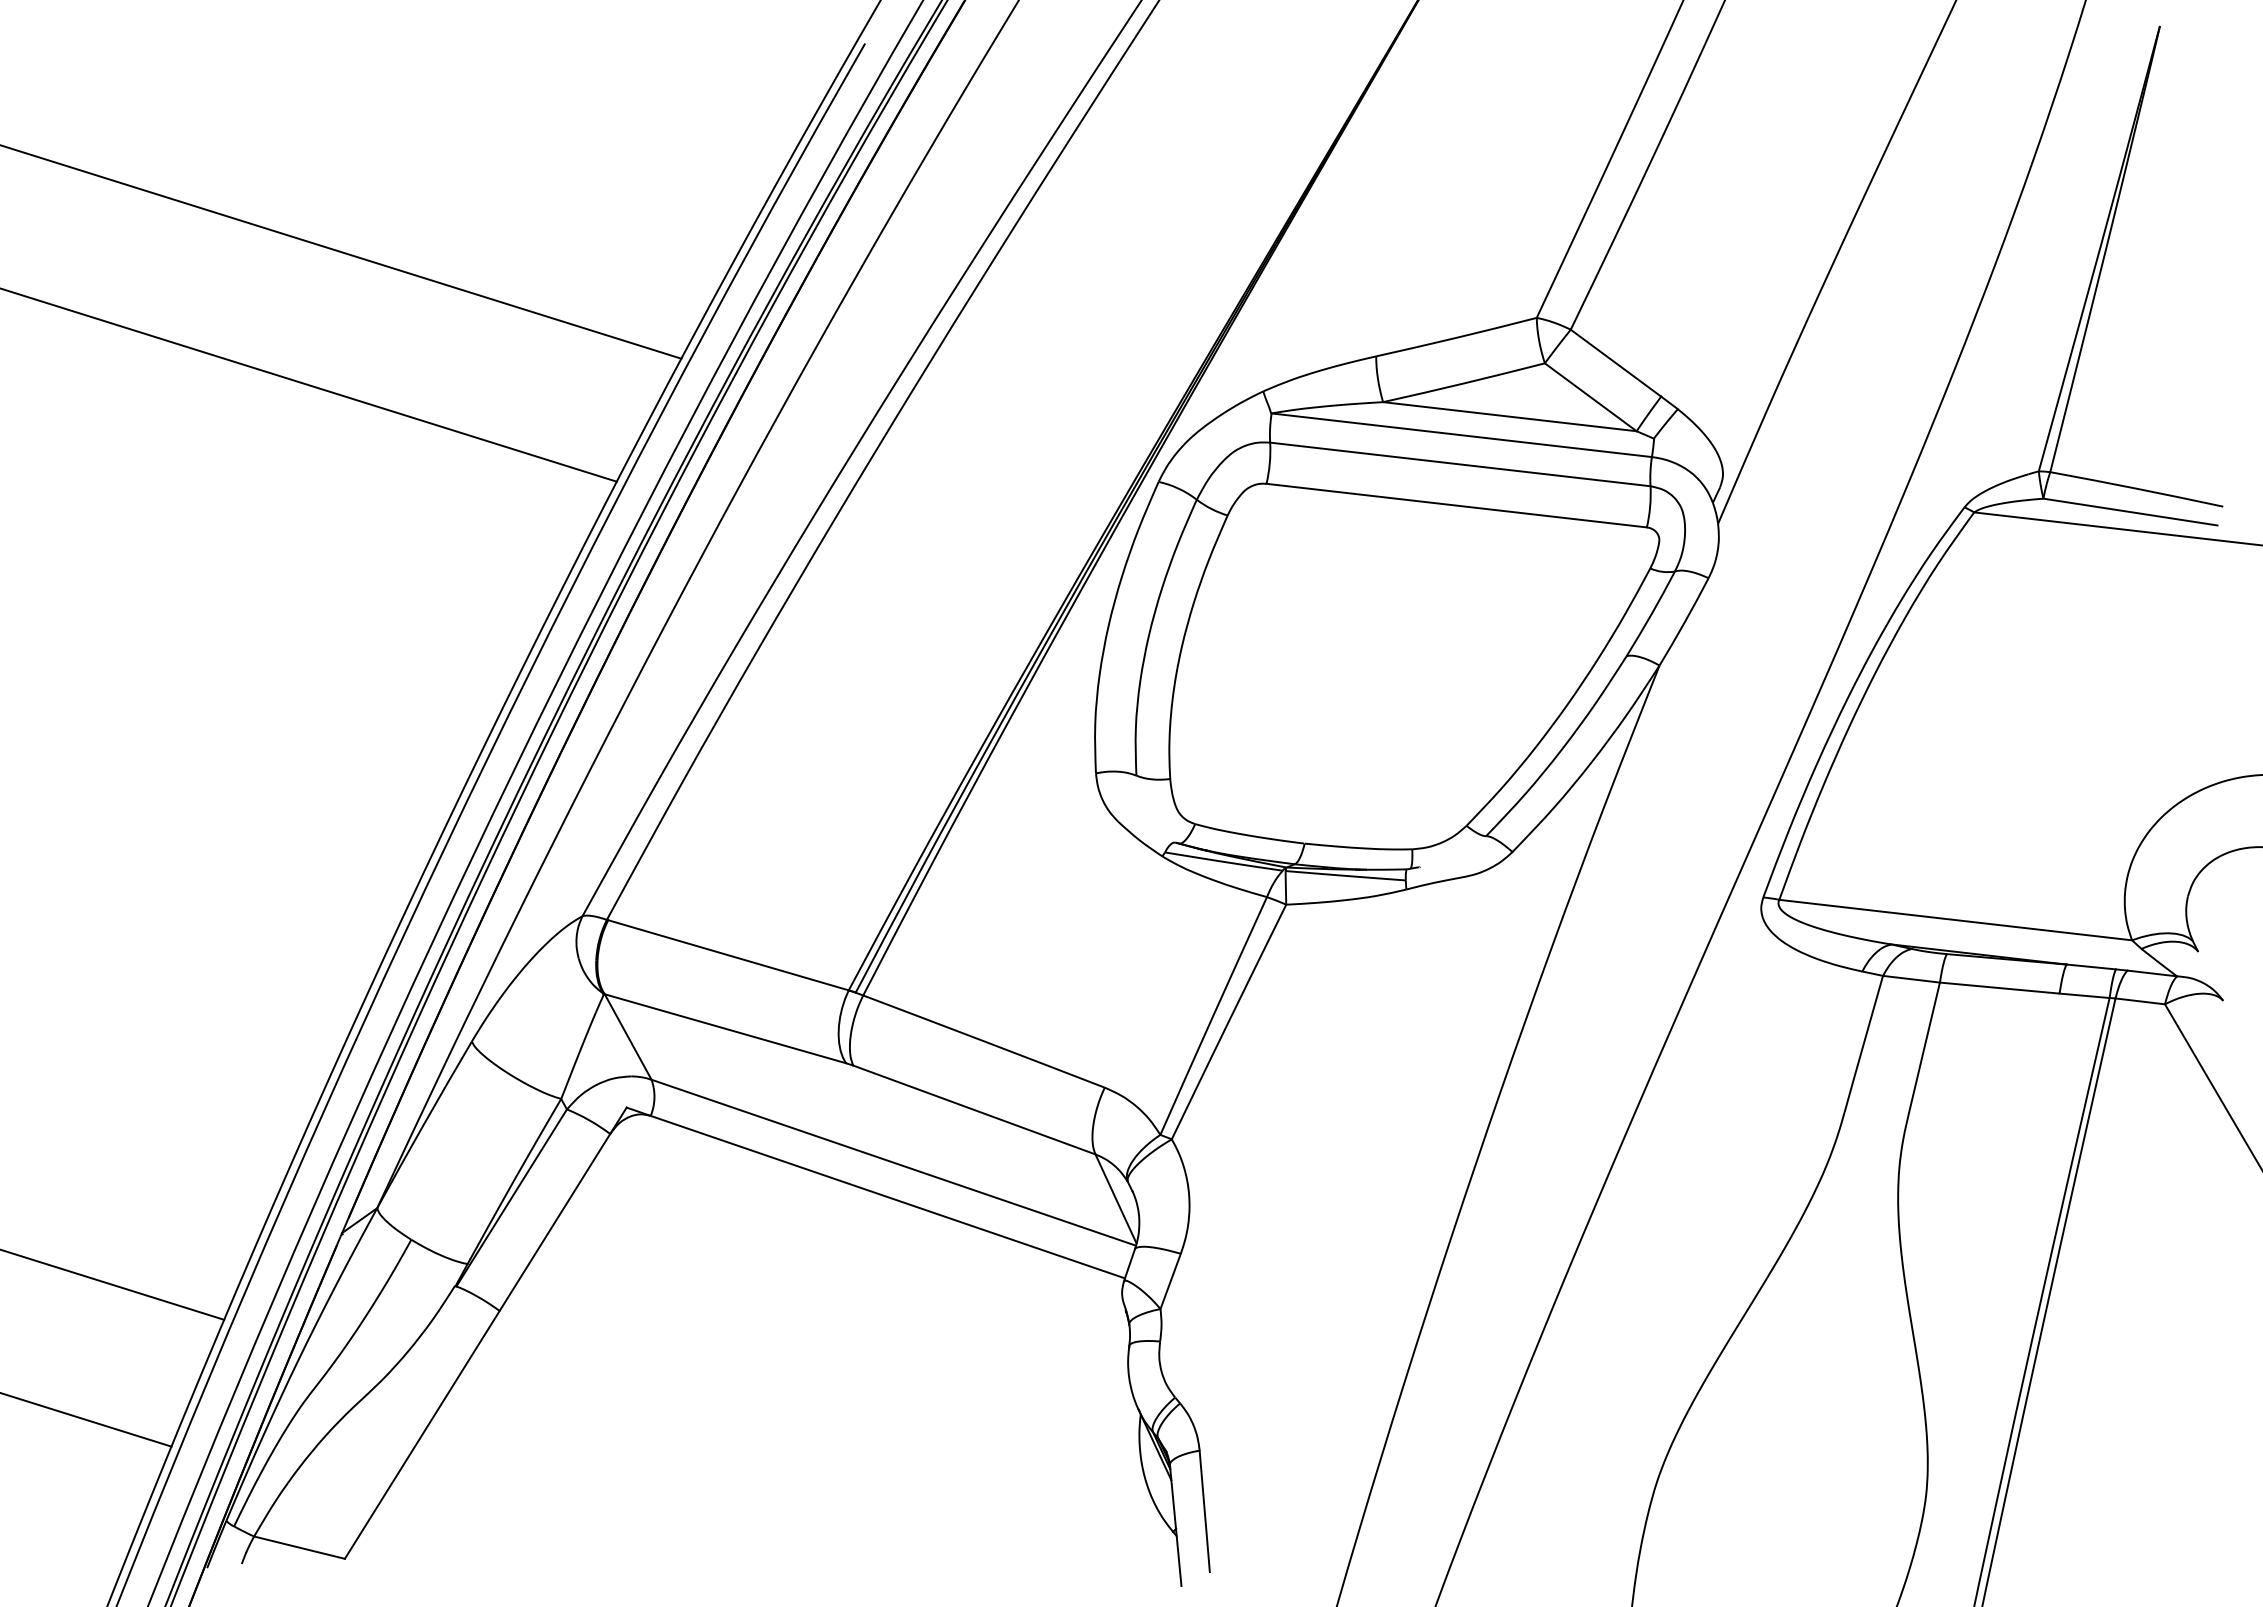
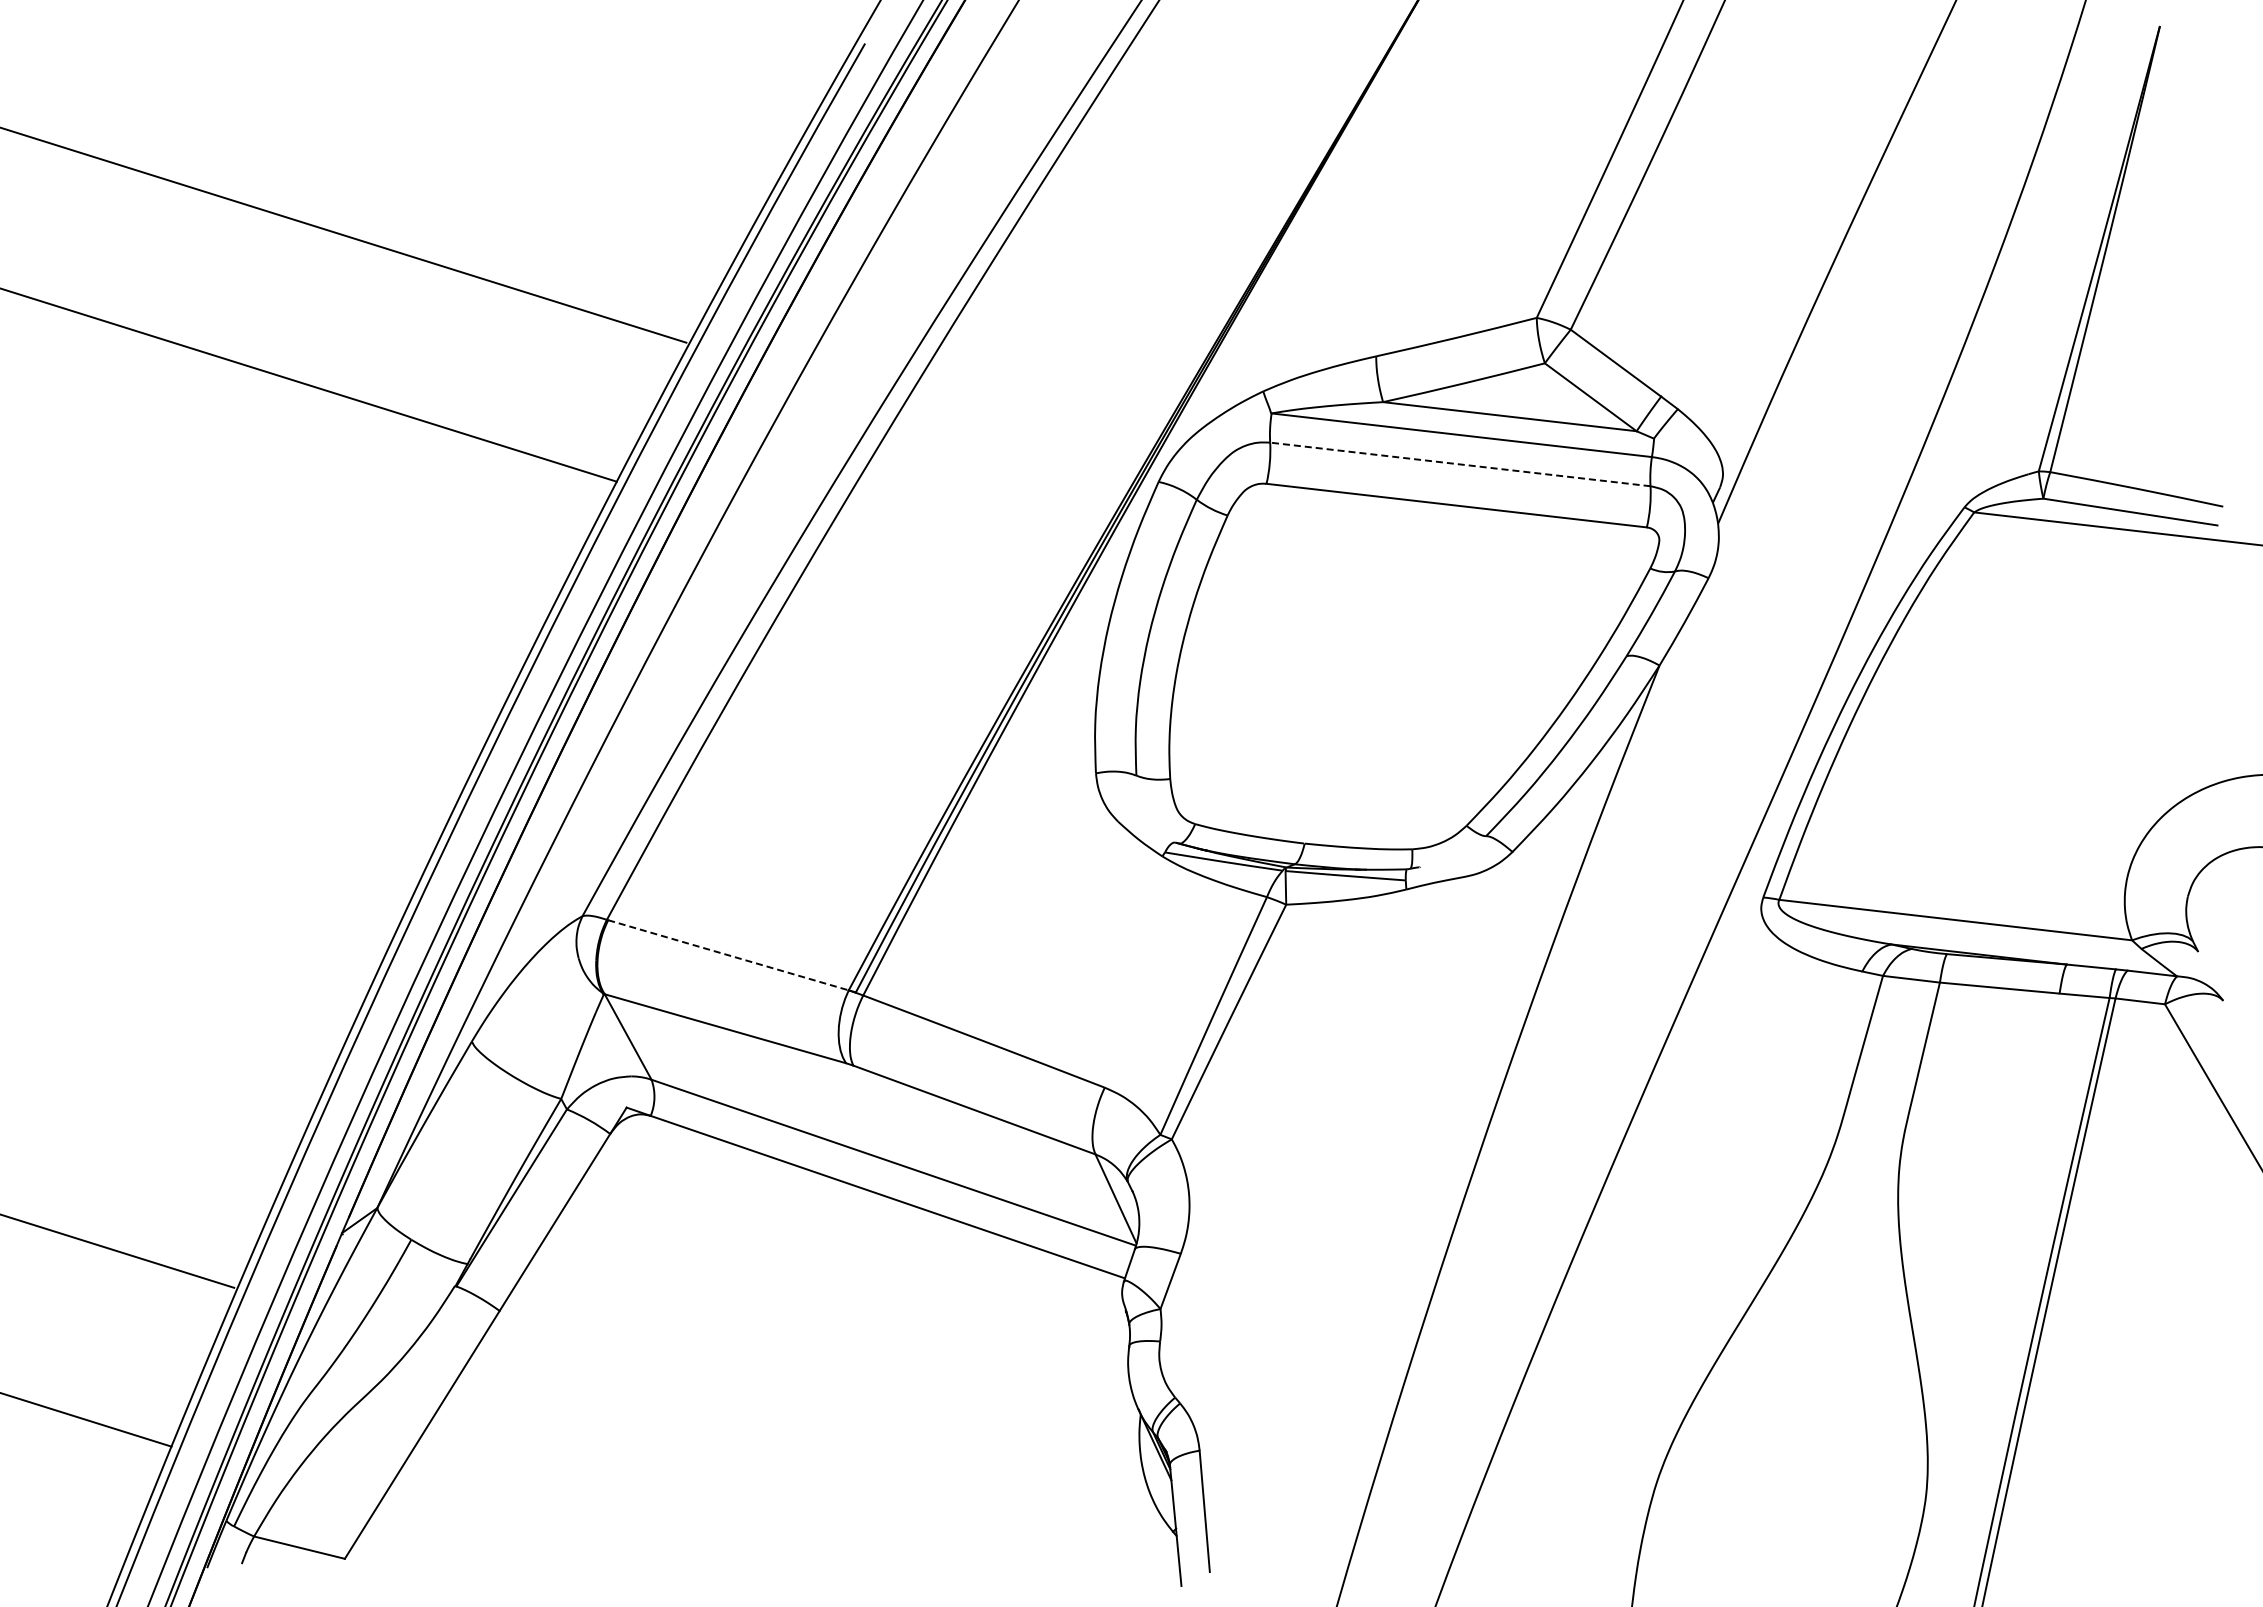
line position: (341, 252) -> (344, 235) (344, 235)
line: solid -> dashed (1459, 464)
line: solid -> dashed (728, 955)
line position: (113, 1284) -> (118, 1251) (118, 1251)
